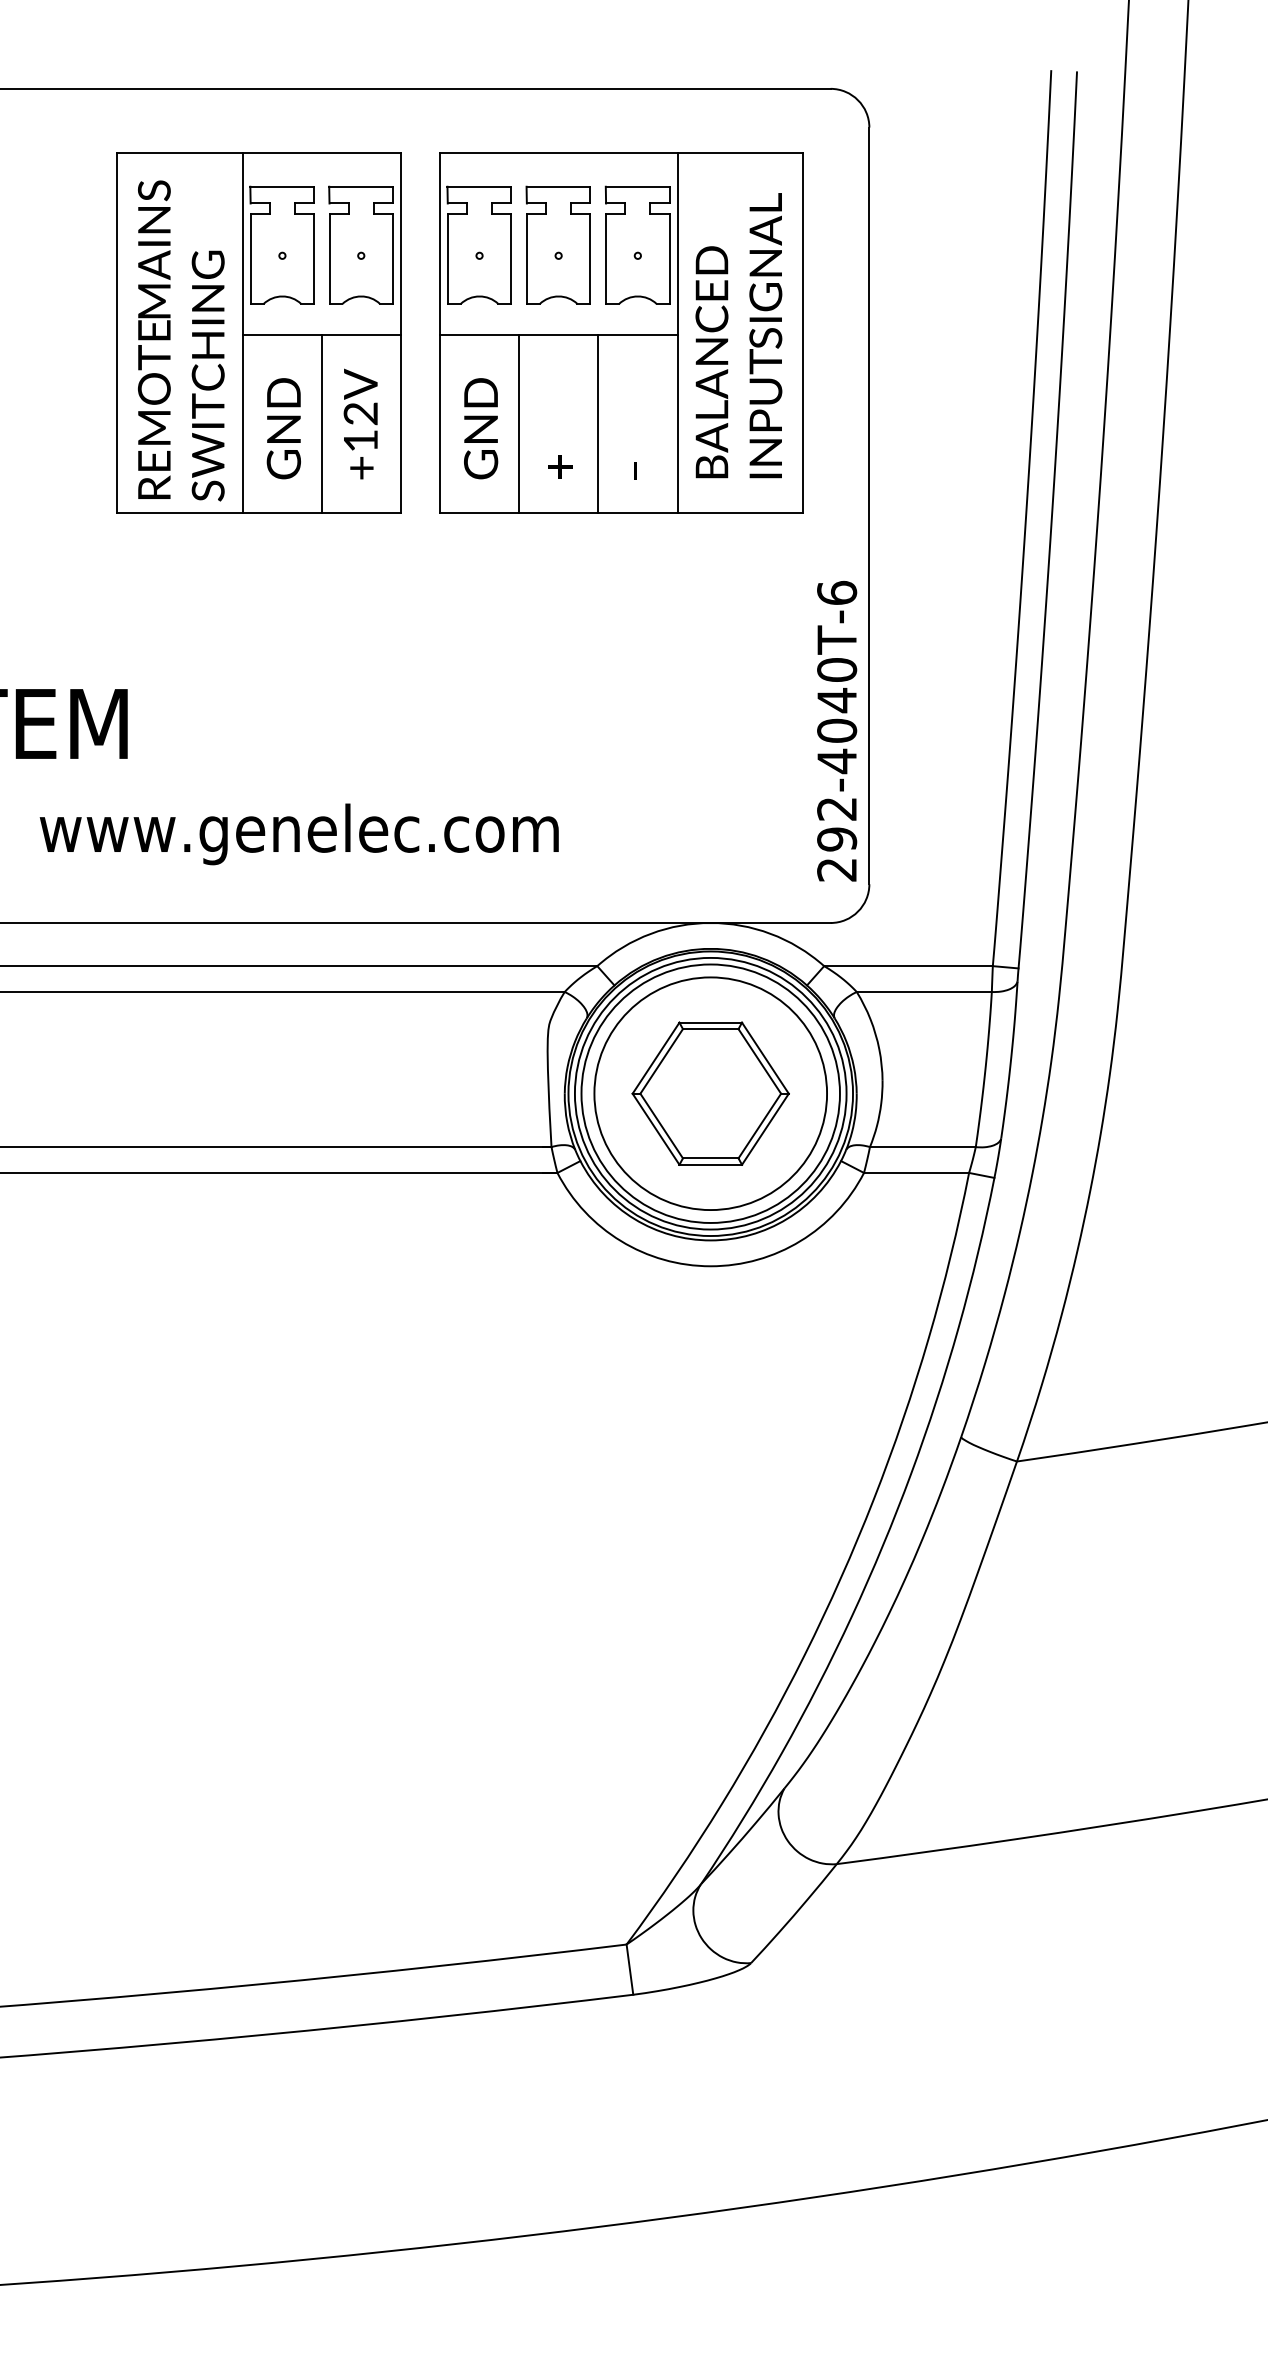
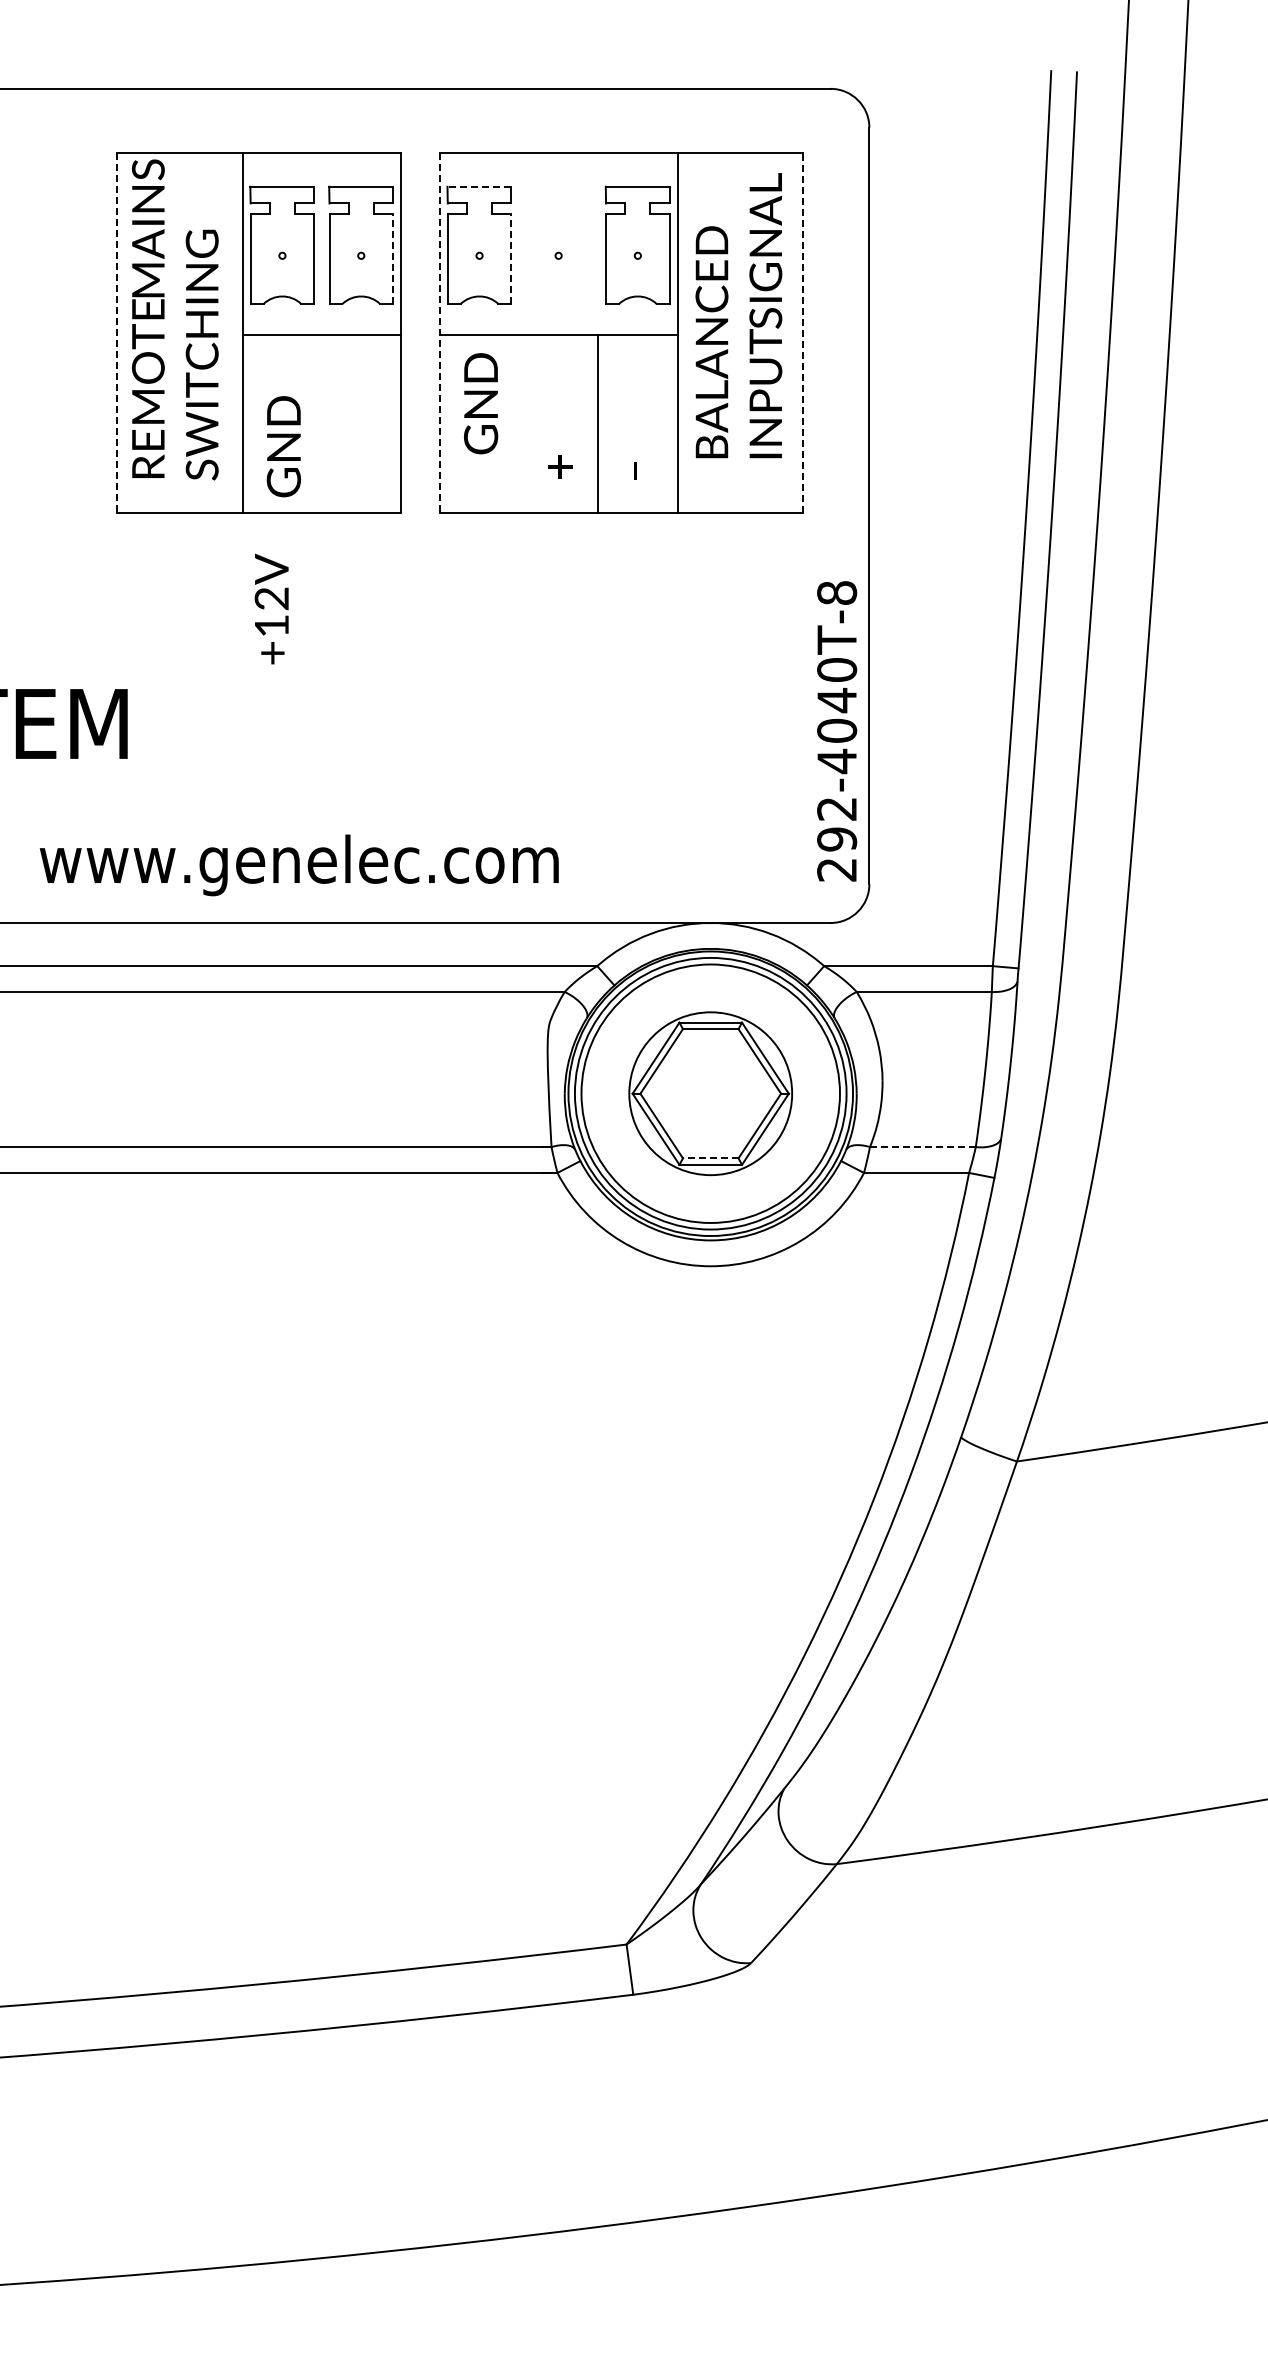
line: solid -> dashed (479, 186)
part: present -> none (557, 244)
line: solid -> dashed (393, 258)
line: solid -> dashed (511, 258)
line: solid -> dashed (117, 333)
line: solid -> dashed (440, 333)
line: solid -> dashed (803, 333)
text position: (738, 335) -> (738, 315) (738, 315)
text position: (181, 340) -> (175, 319) (175, 319)
line: present -> none (321, 423)
text position: (360, 423) -> (271, 608) (271, 608)
line: present -> none (519, 423)
text position: (283, 428) -> (283, 446) (283, 446)
text position: (481, 428) -> (481, 403) (481, 403)
text: 292-4040T-6 -> 292-4040T-8 (836, 592)
text position: (298, 834) -> (298, 865) (298, 865)
circle diameter: 233 px -> 163 px (710, 1093)
line: solid -> dashed (922, 1147)
line: solid -> dashed (710, 1158)
